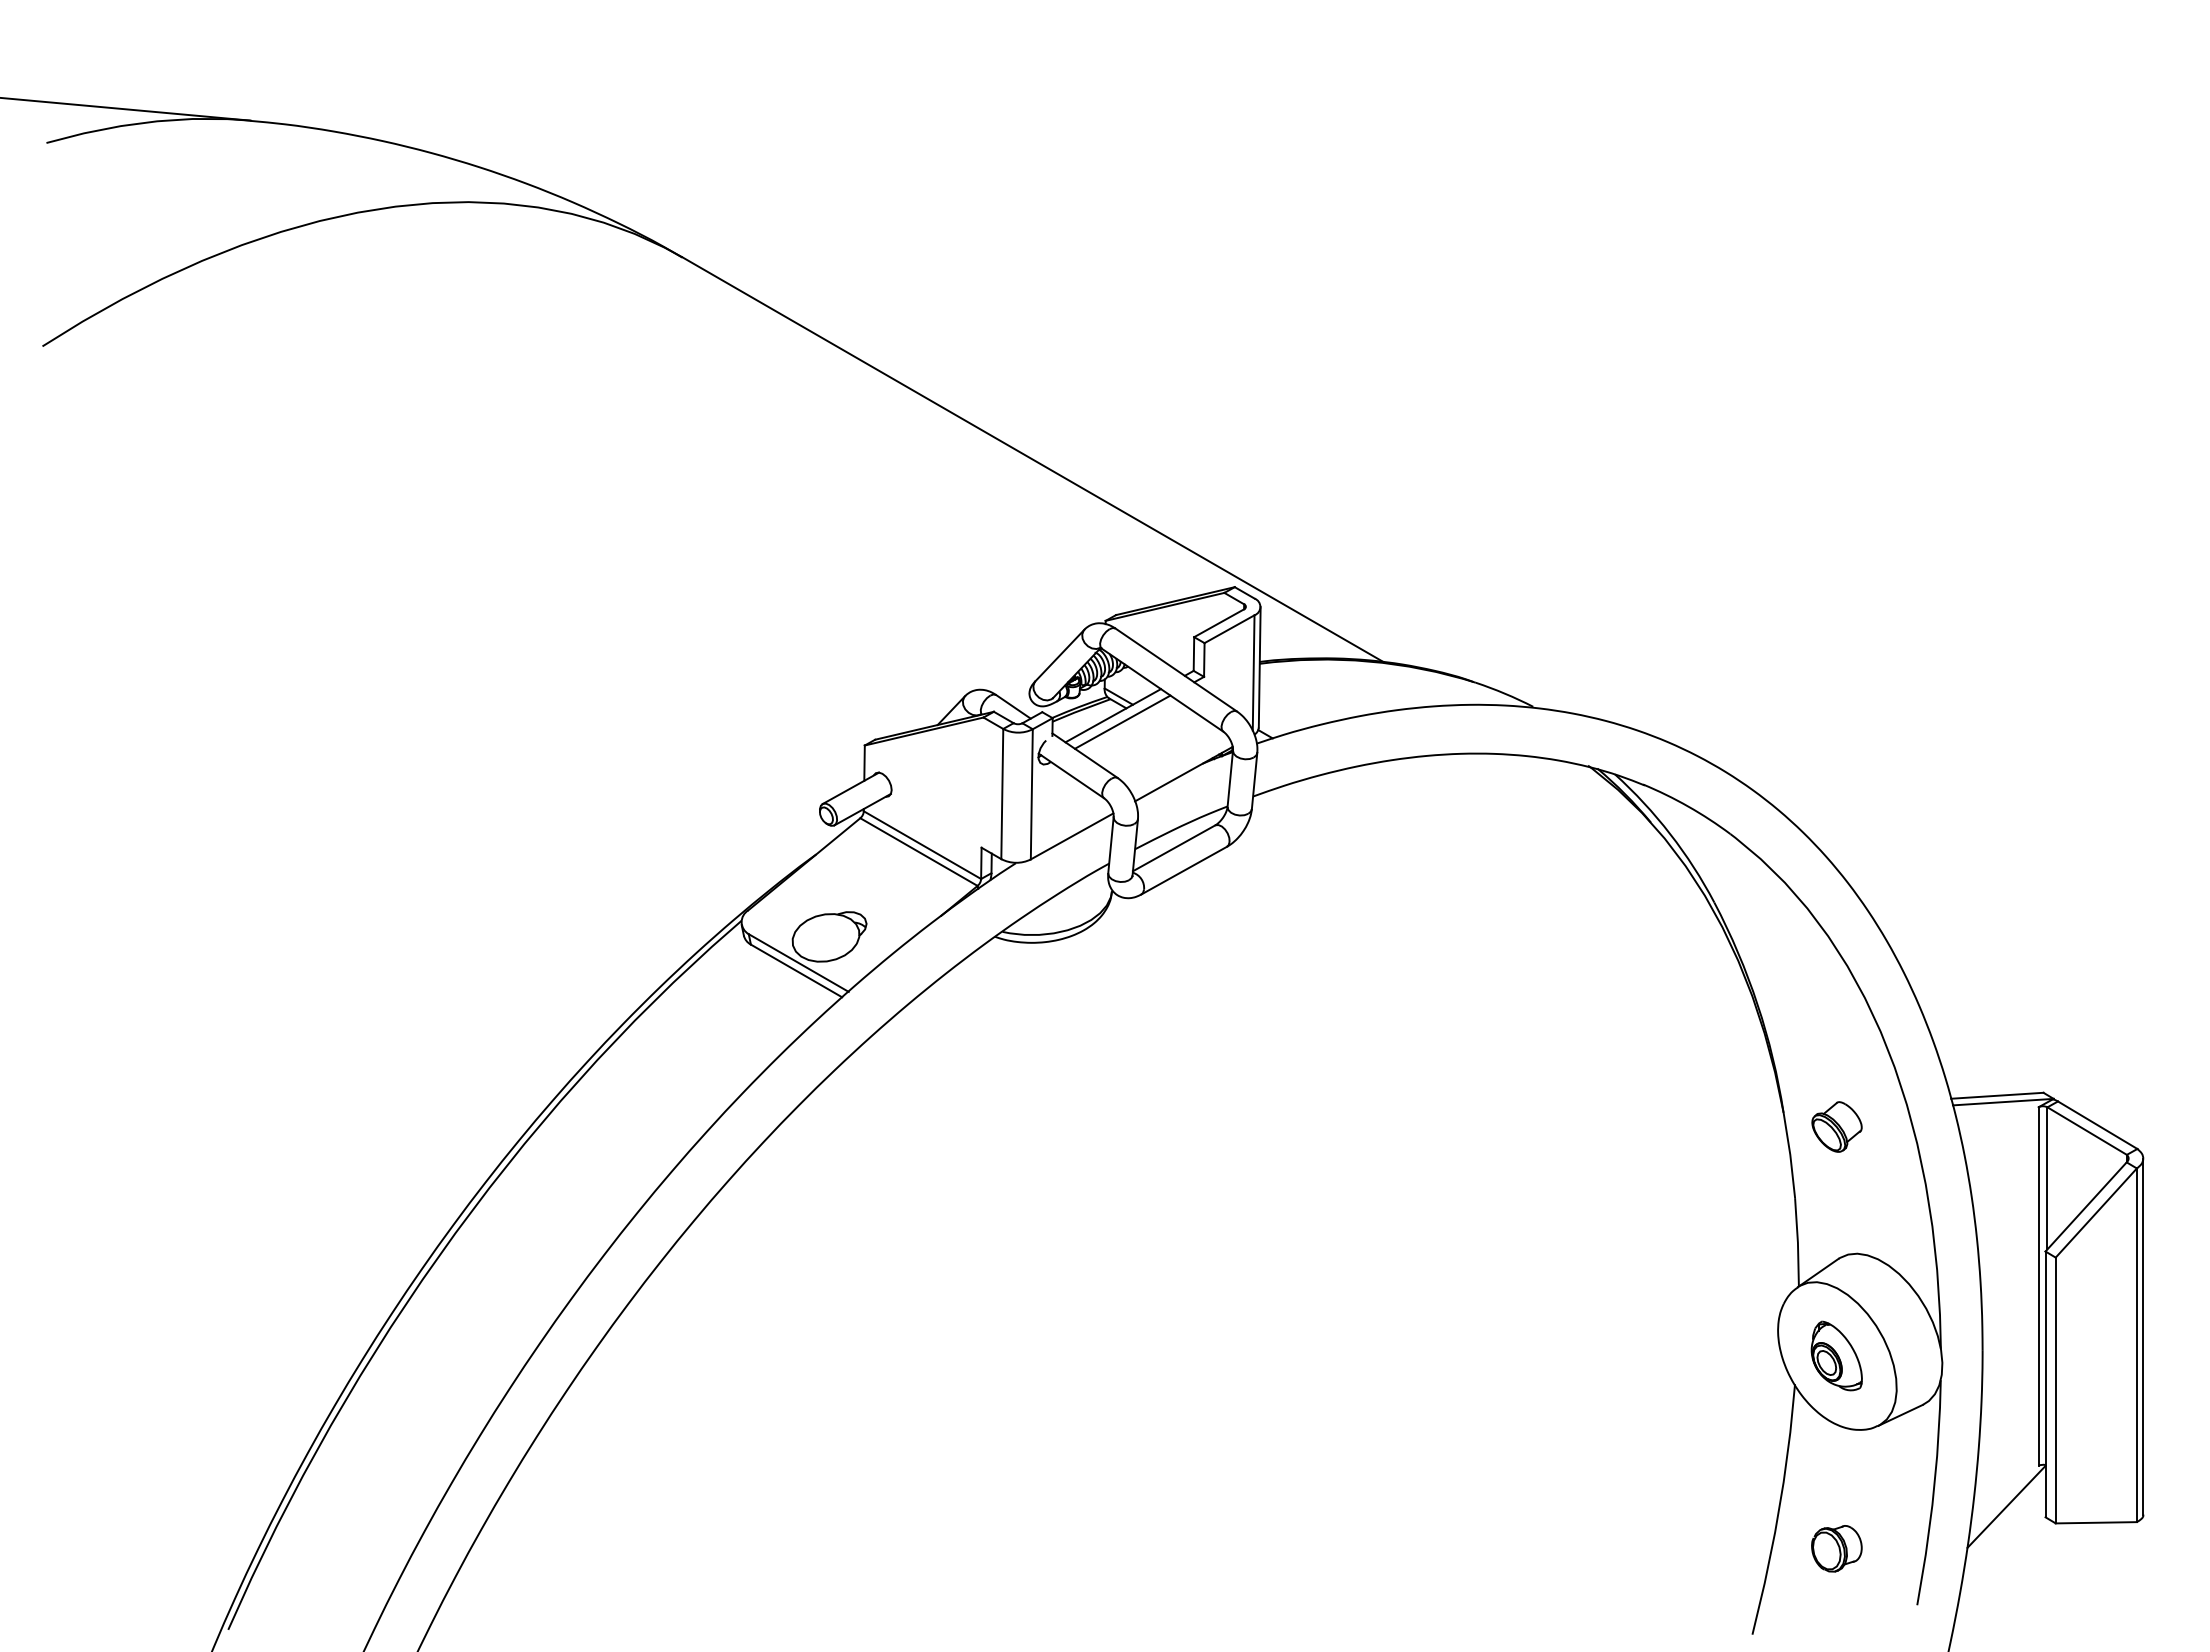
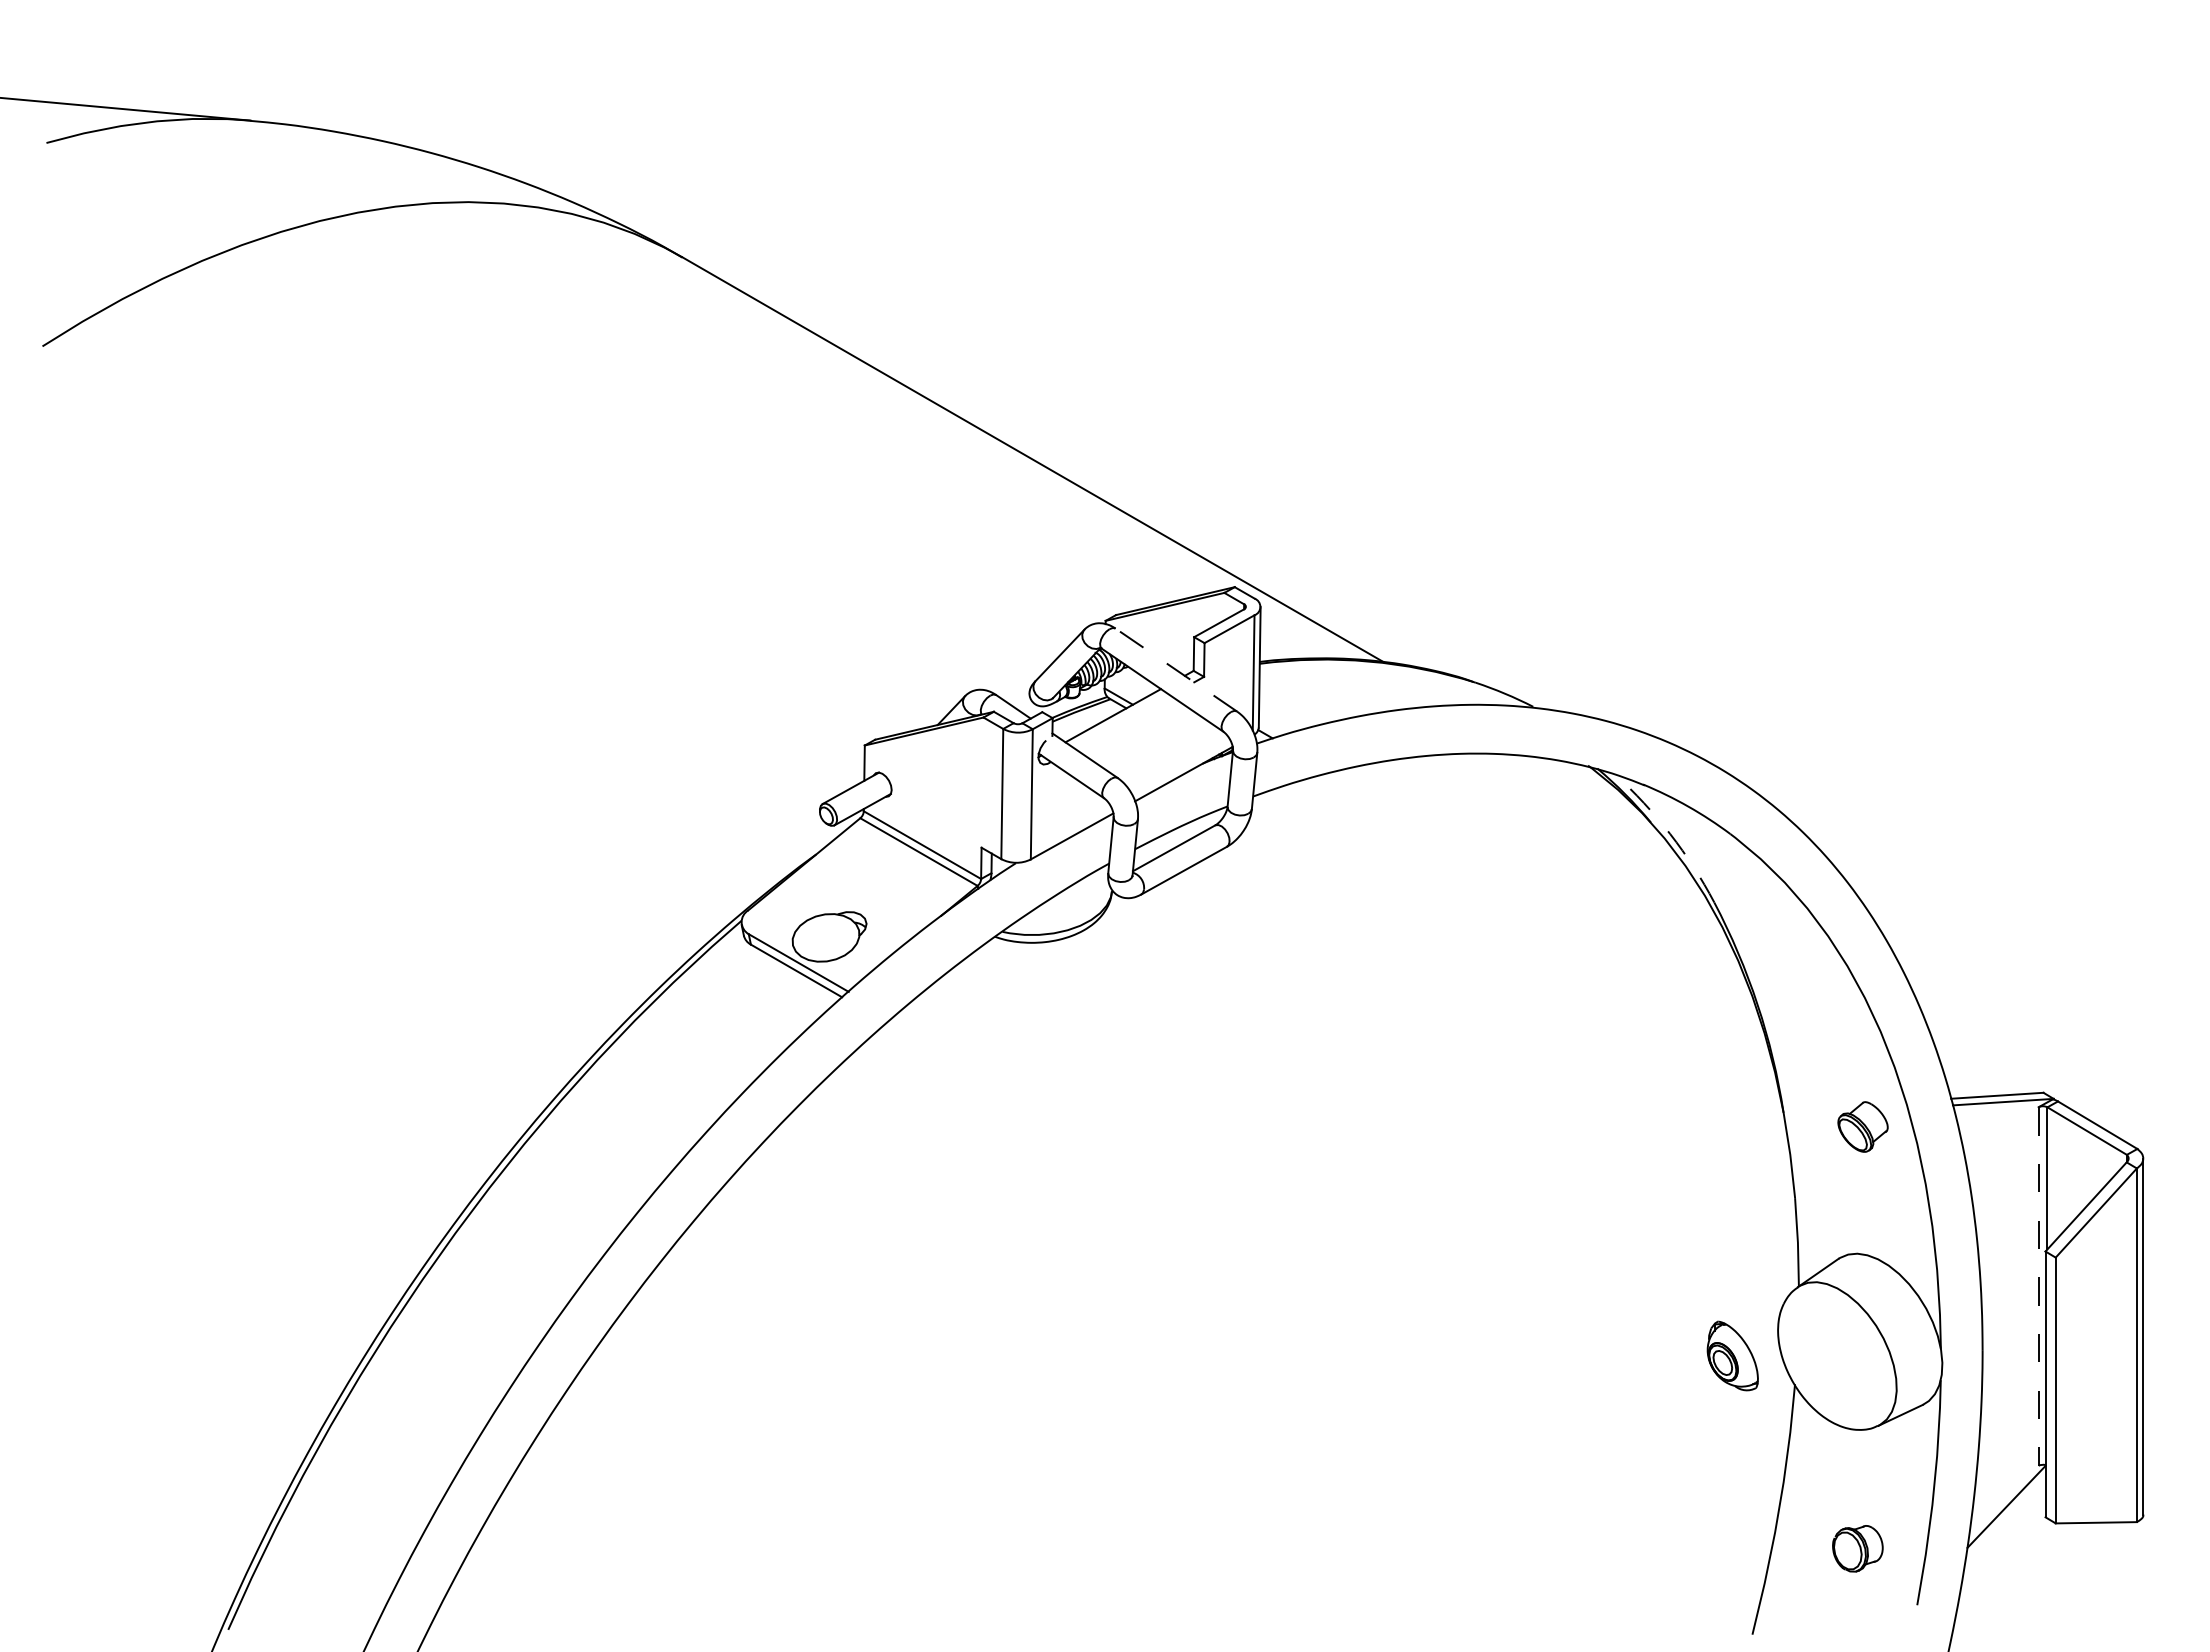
line: solid -> dashed (1176, 670)
line: present -> none (1122, 721)
arc: solid -> dashed (1670, 834)
part position: (1836, 1126) -> (1862, 1126) (1862, 1126)
line: solid -> dashed (2038, 1287)
part position: (1836, 1355) -> (1732, 1355) (1732, 1355)
part position: (1836, 1548) -> (1857, 1548) (1857, 1548)
